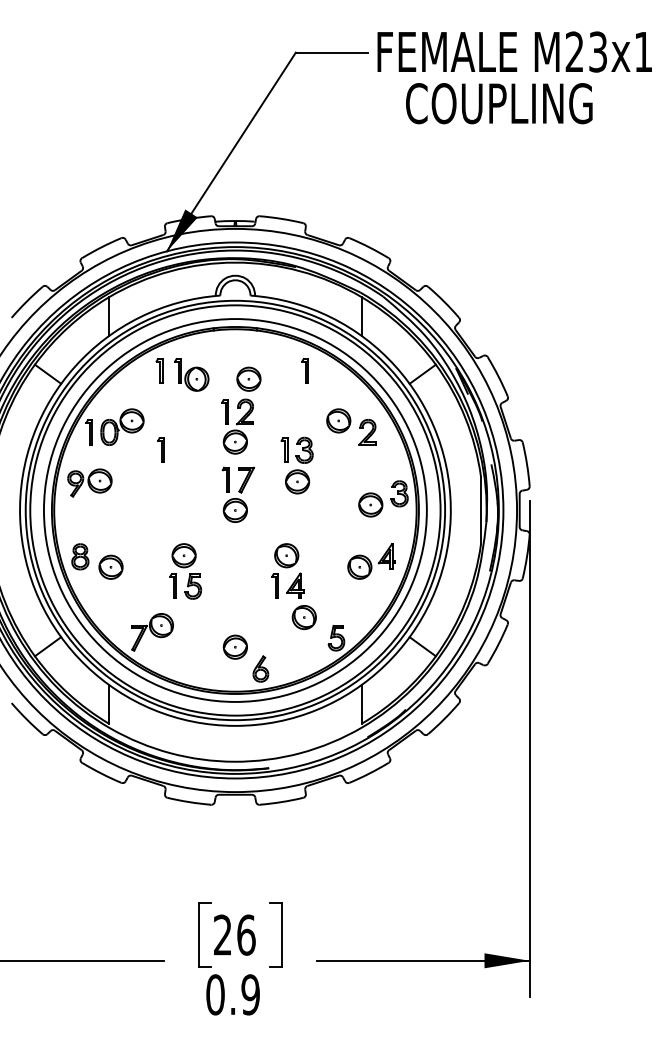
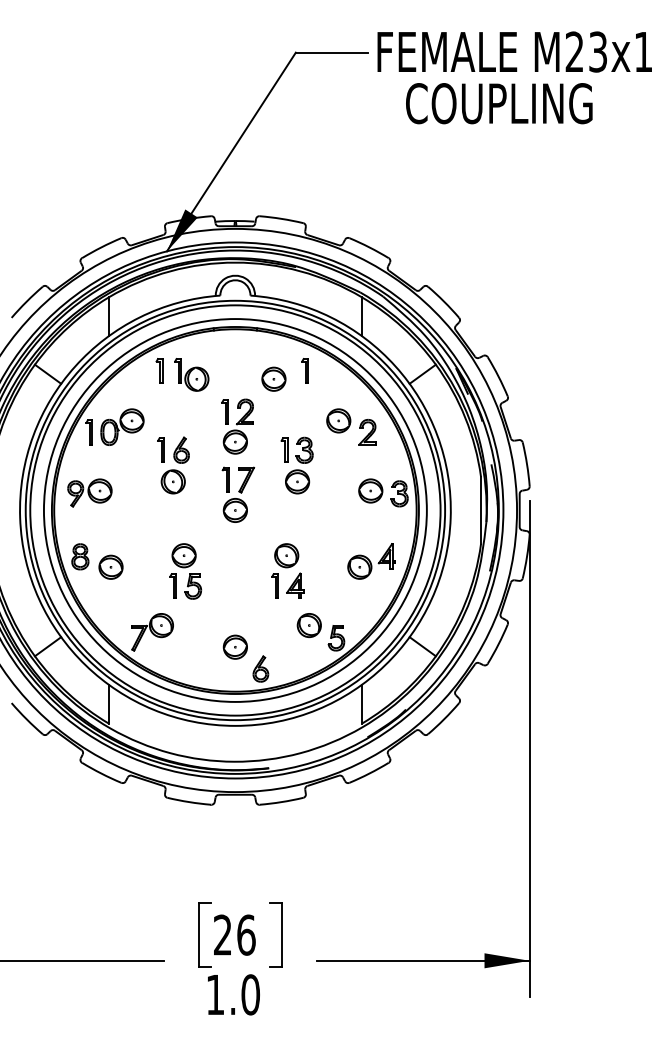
part position: (248, 378) -> (273, 378) (273, 378)
part: none -> present (174, 465)
part position: (89, 482) -> (89, 492) (89, 492)
part position: (370, 504) -> (370, 490) (370, 490)
part position: (303, 617) -> (308, 625) (308, 625)
text: 0.9 -> 1.0 (232, 994)
